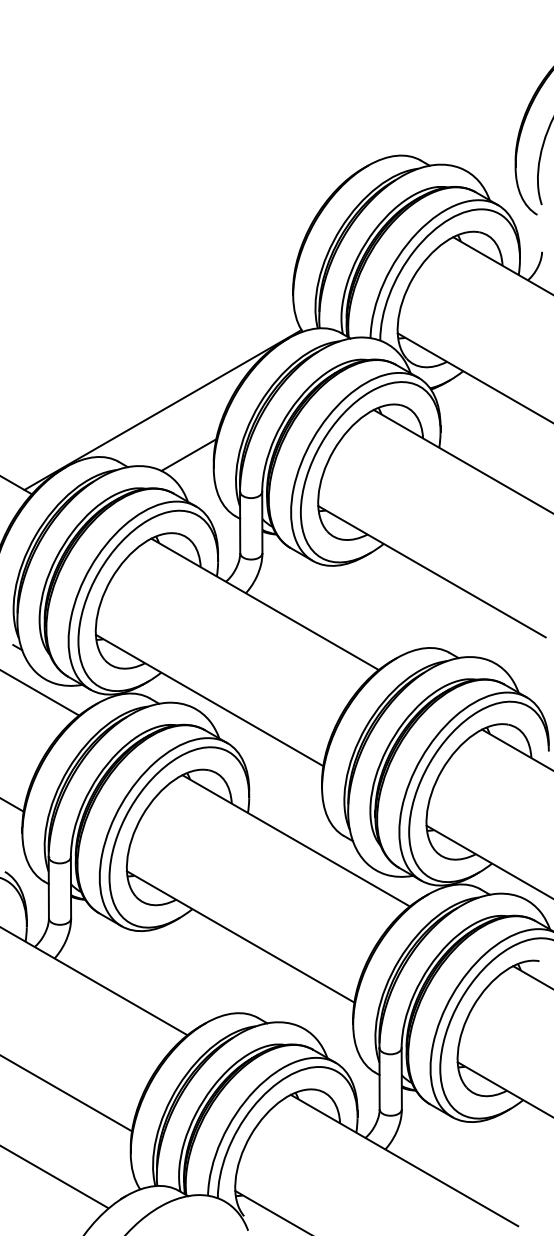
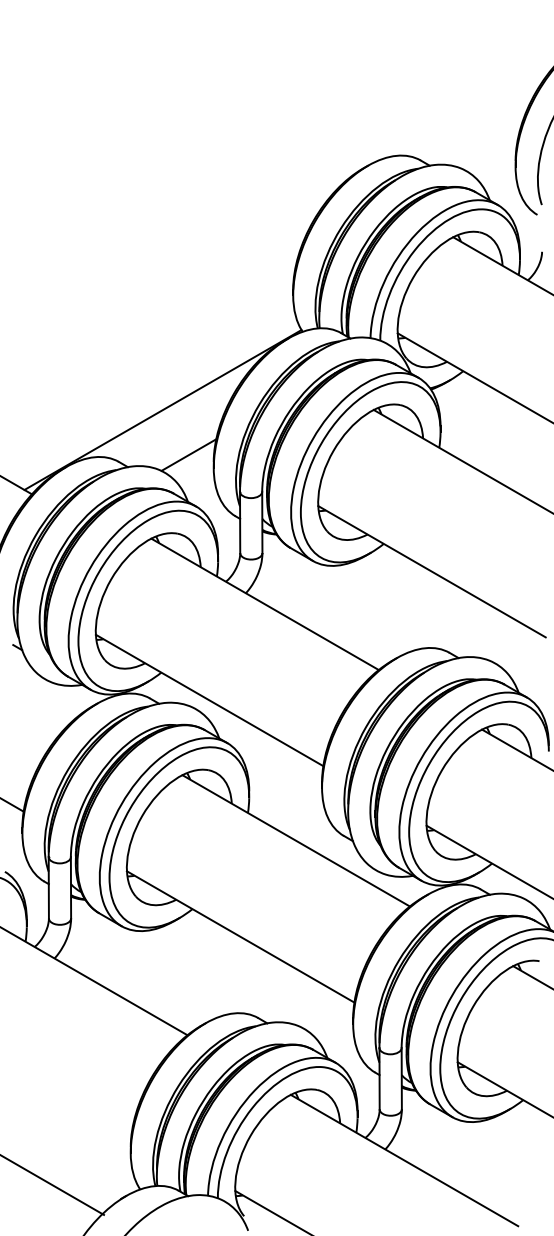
line: present -> none (40, 693)
line: present -> none (66, 1093)
line position: (55, 1176) -> (53, 1185) (53, 1185)
